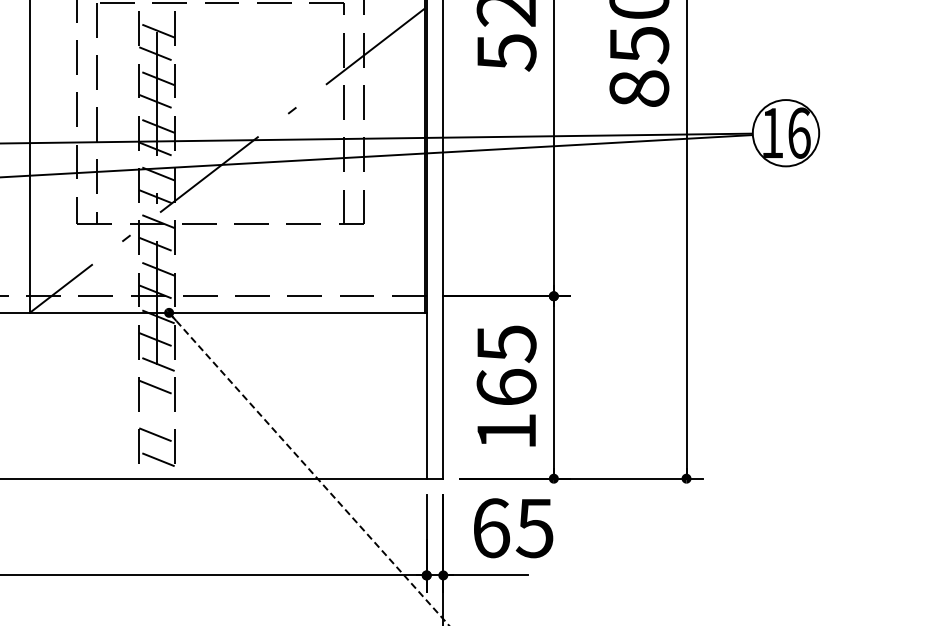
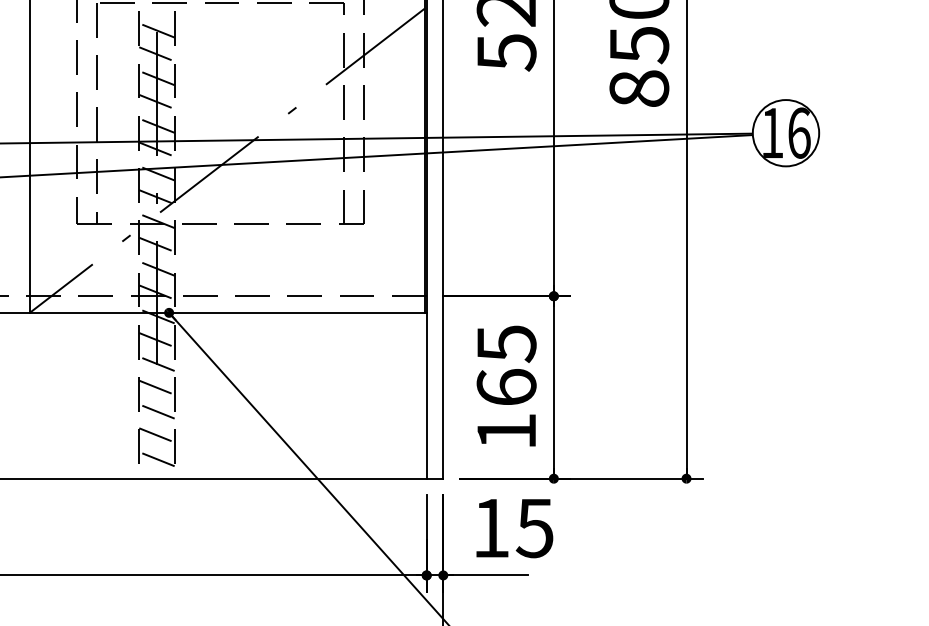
line: none -> present (156, 411)
line: dashed -> solid (309, 469)
text: 65 -> 15 (492, 528)
